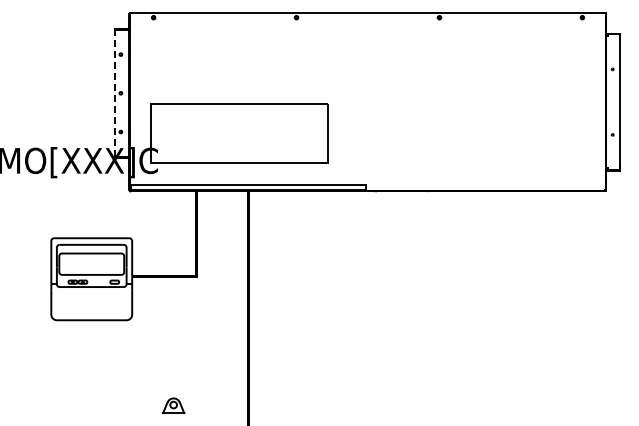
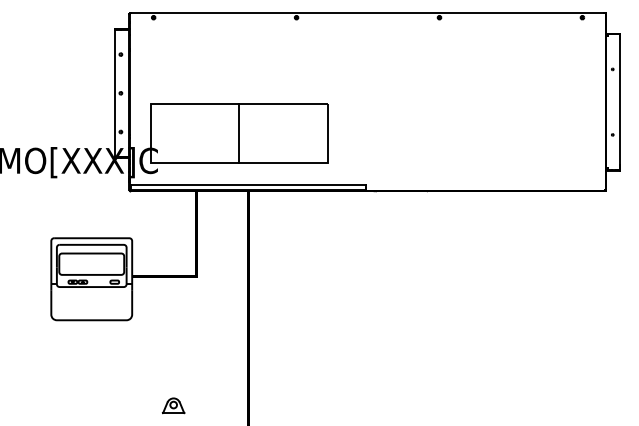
line: dashed -> solid (114, 92)
line: none -> present (239, 133)
